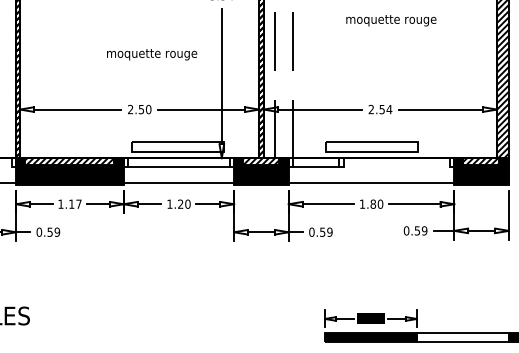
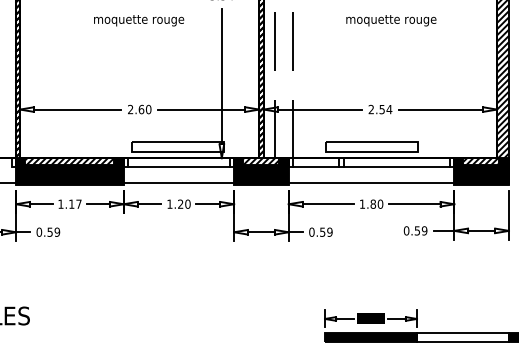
text position: (152, 54) -> (139, 20) (139, 20)
text: 2.50 -> 2.60 (141, 109)
line: none -> present (396, 167)
